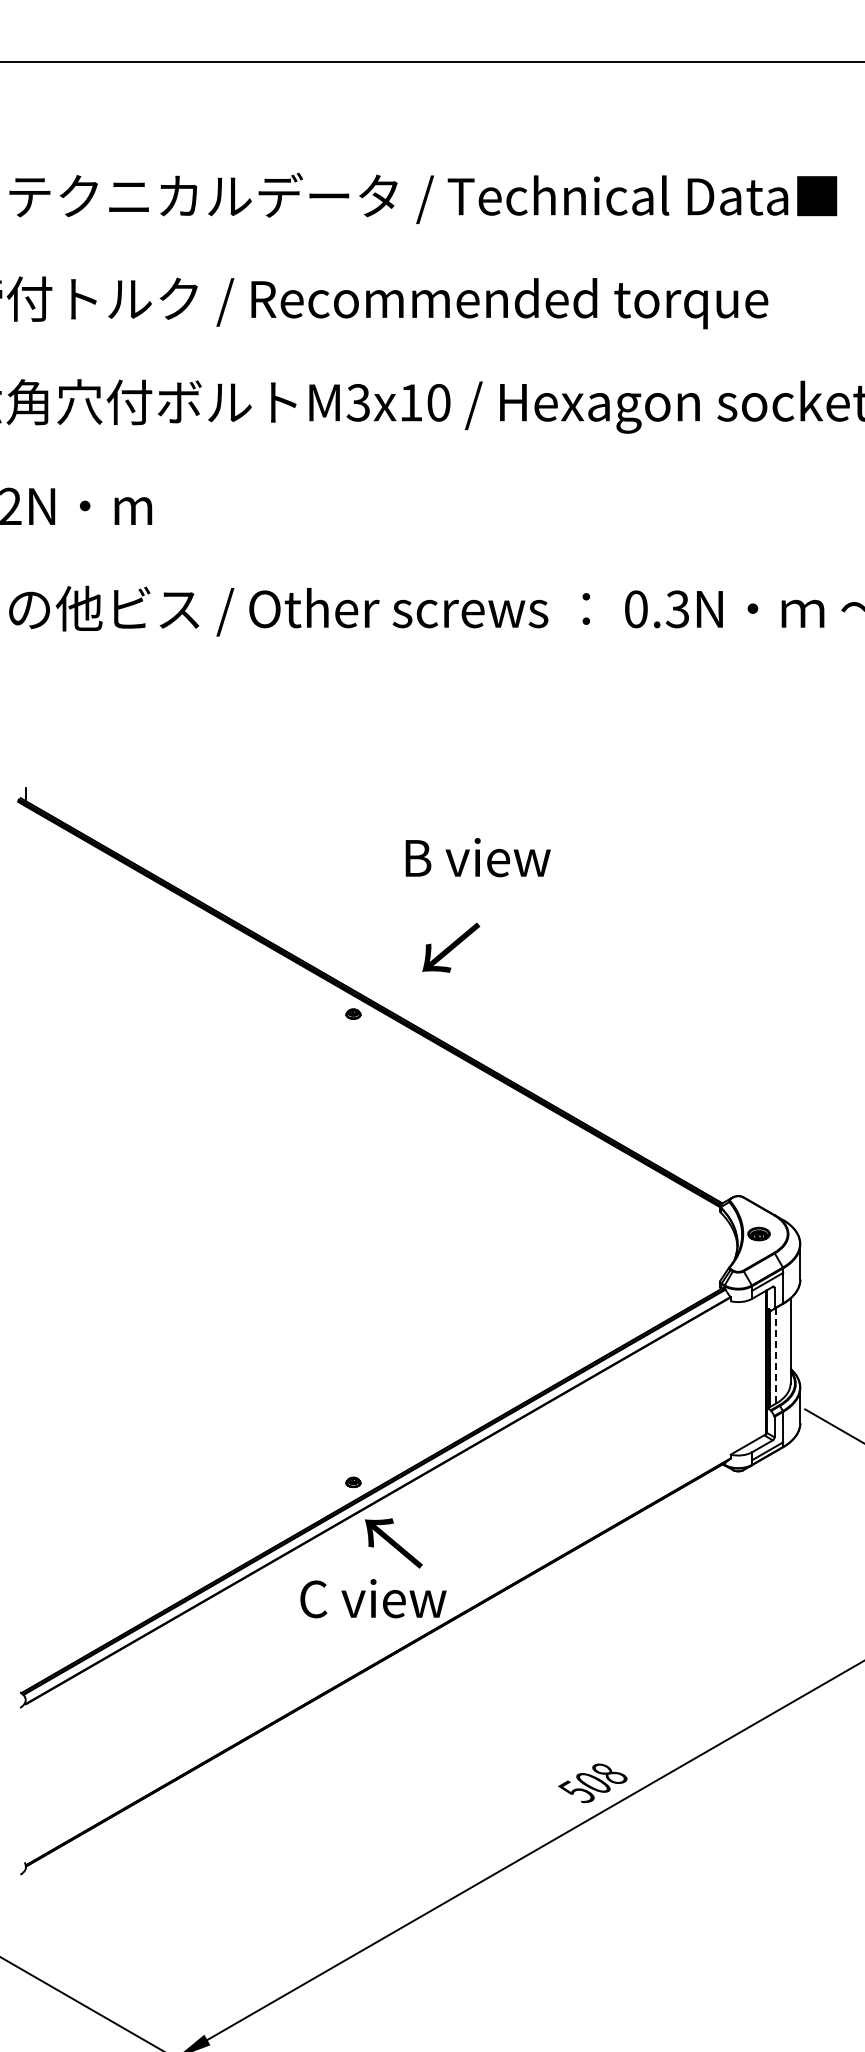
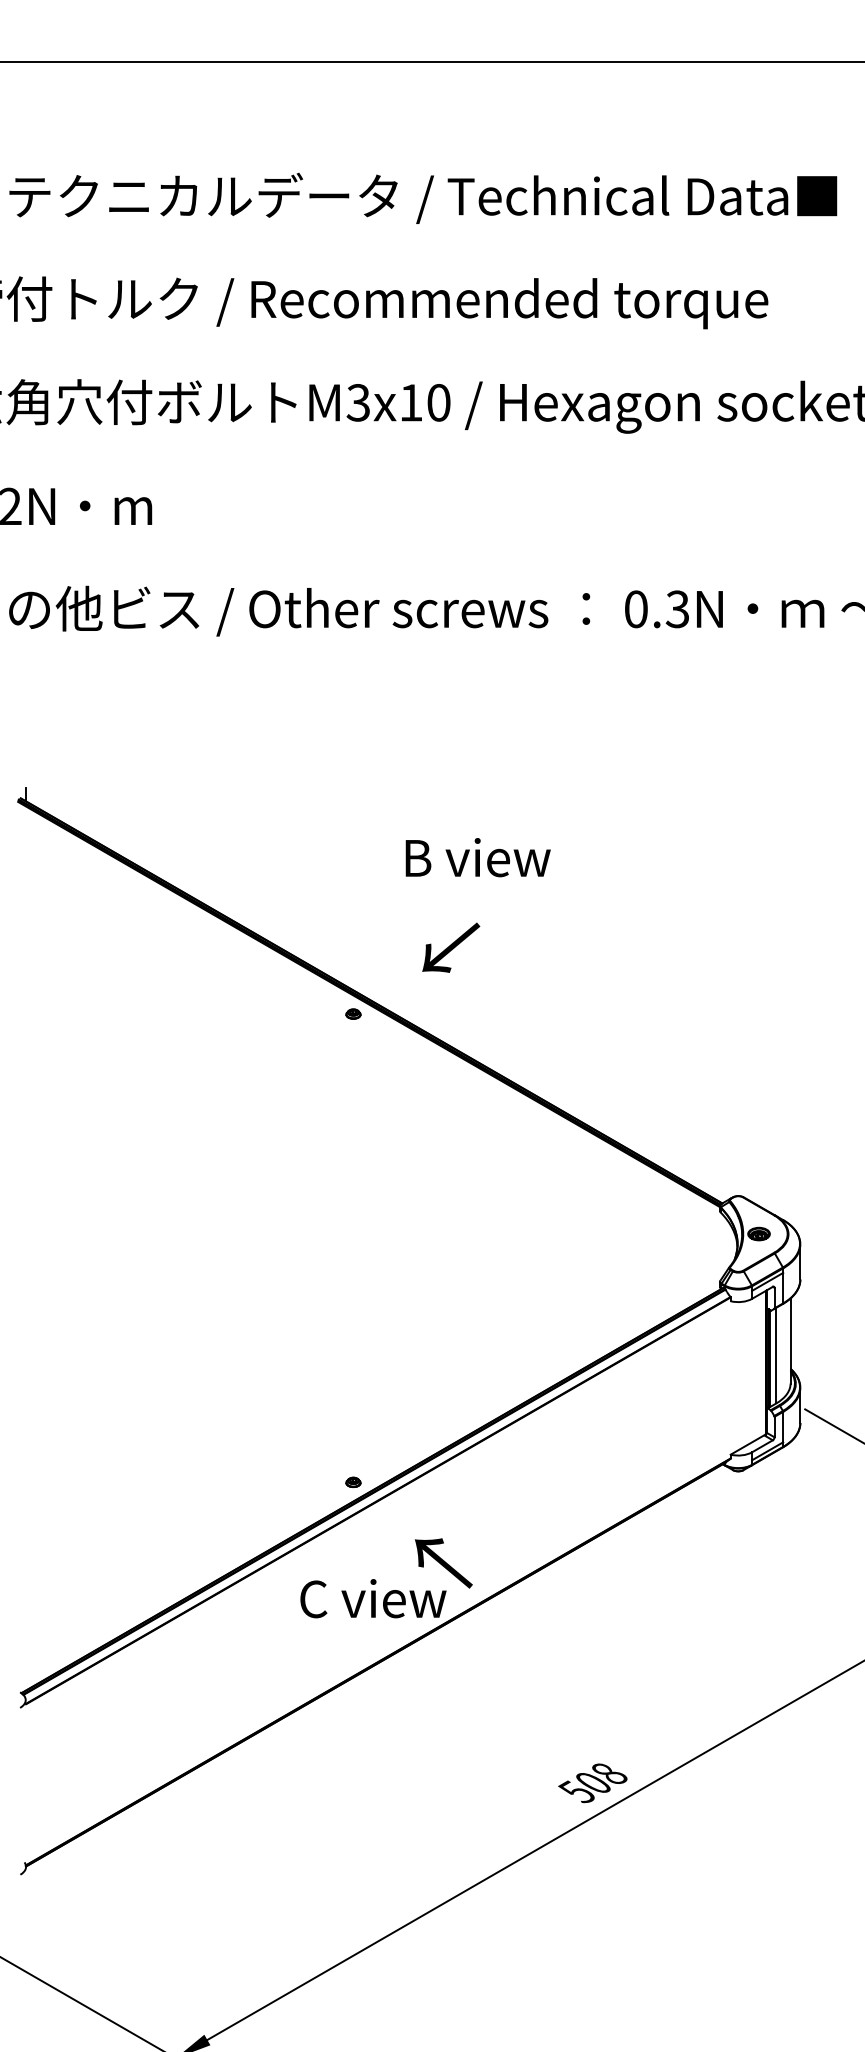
line: dashed -> solid (776, 1355)
text position: (393, 1543) -> (443, 1563) (443, 1563)
